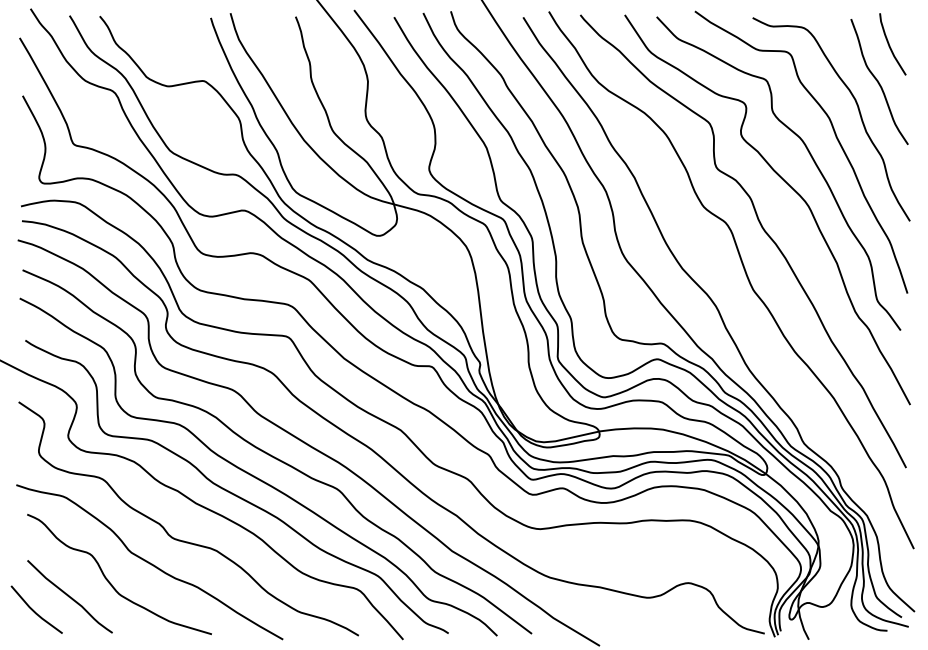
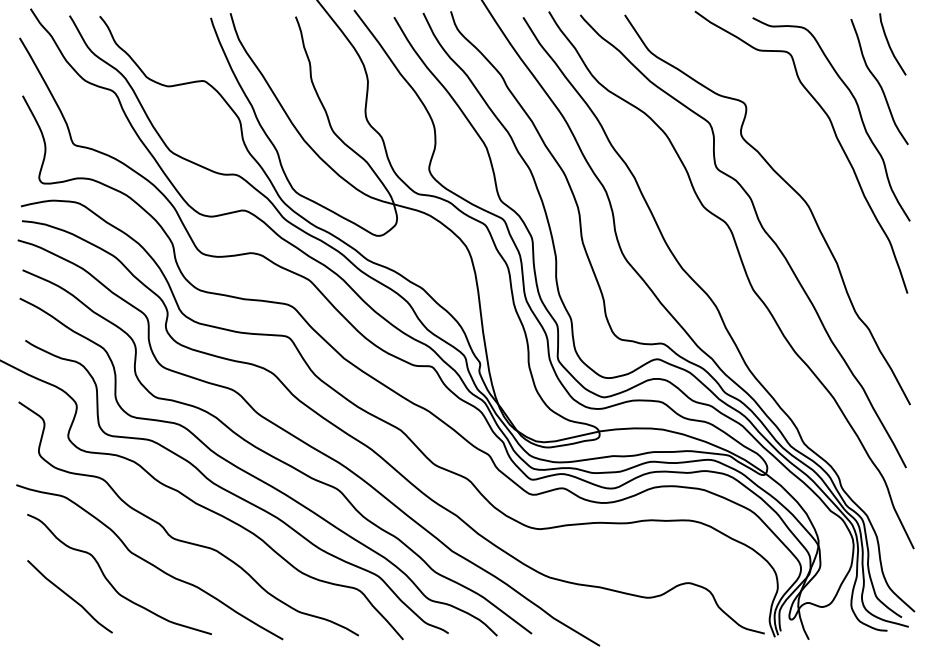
curve: present -> none (810, 156)
line: present -> none (34, 610)
